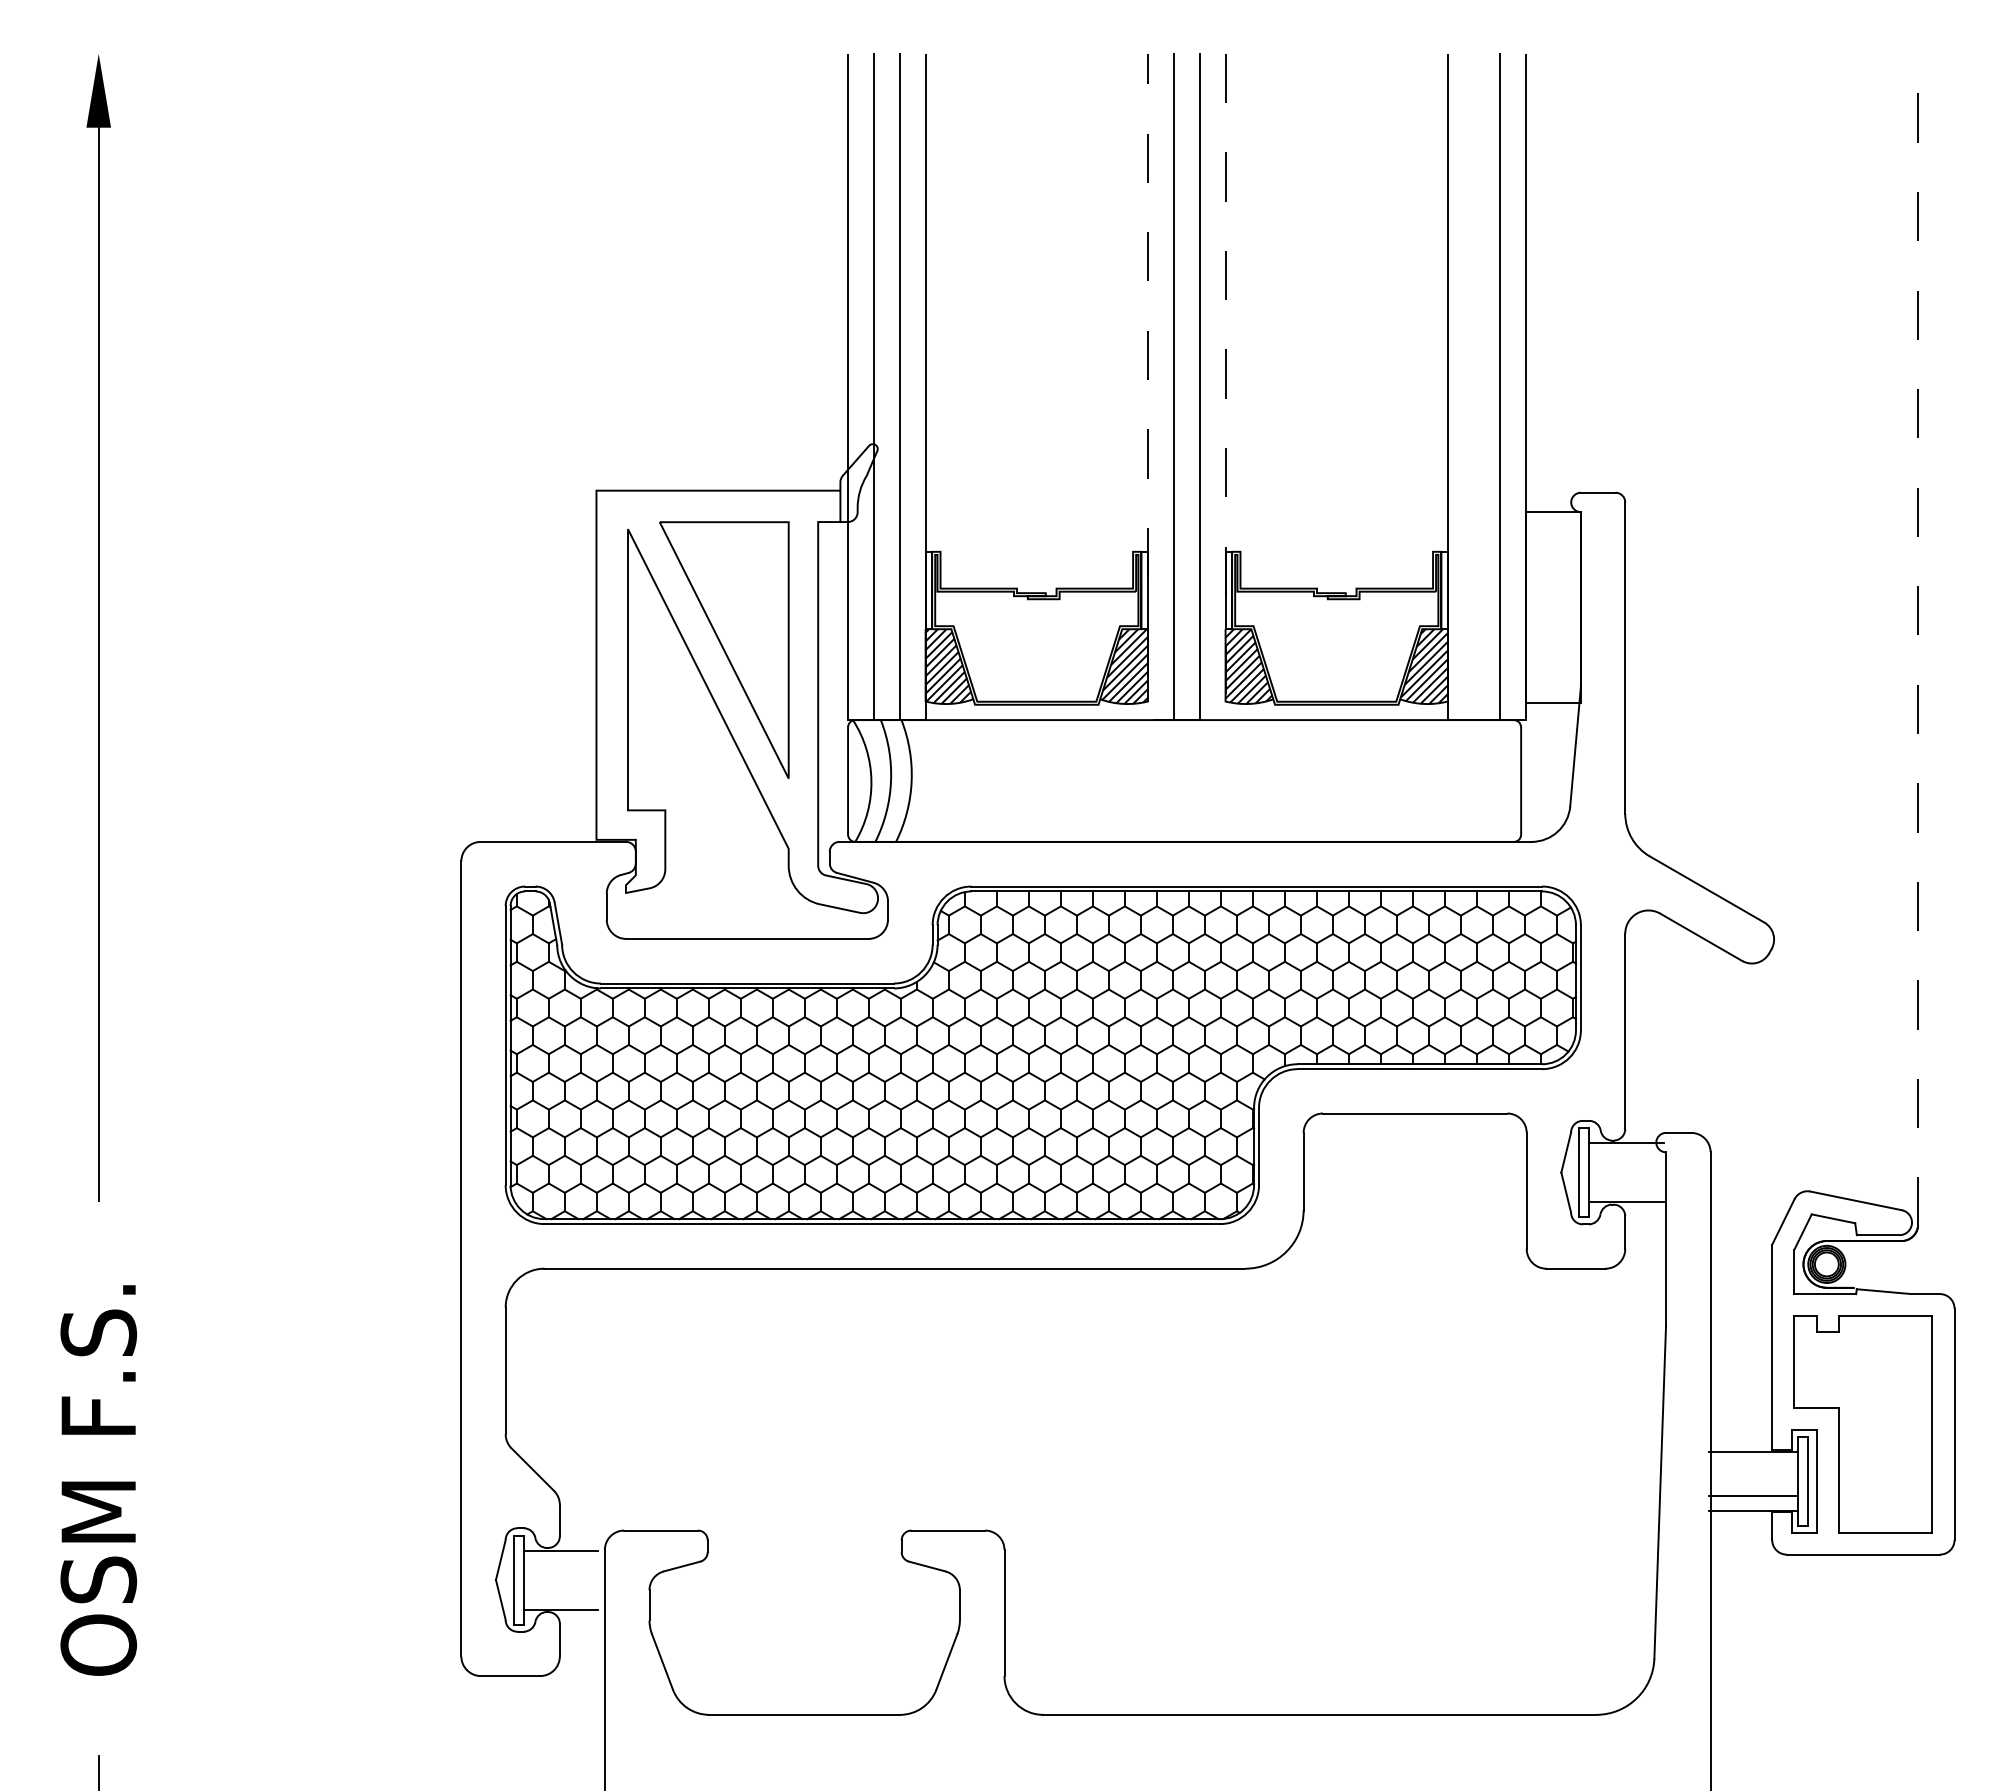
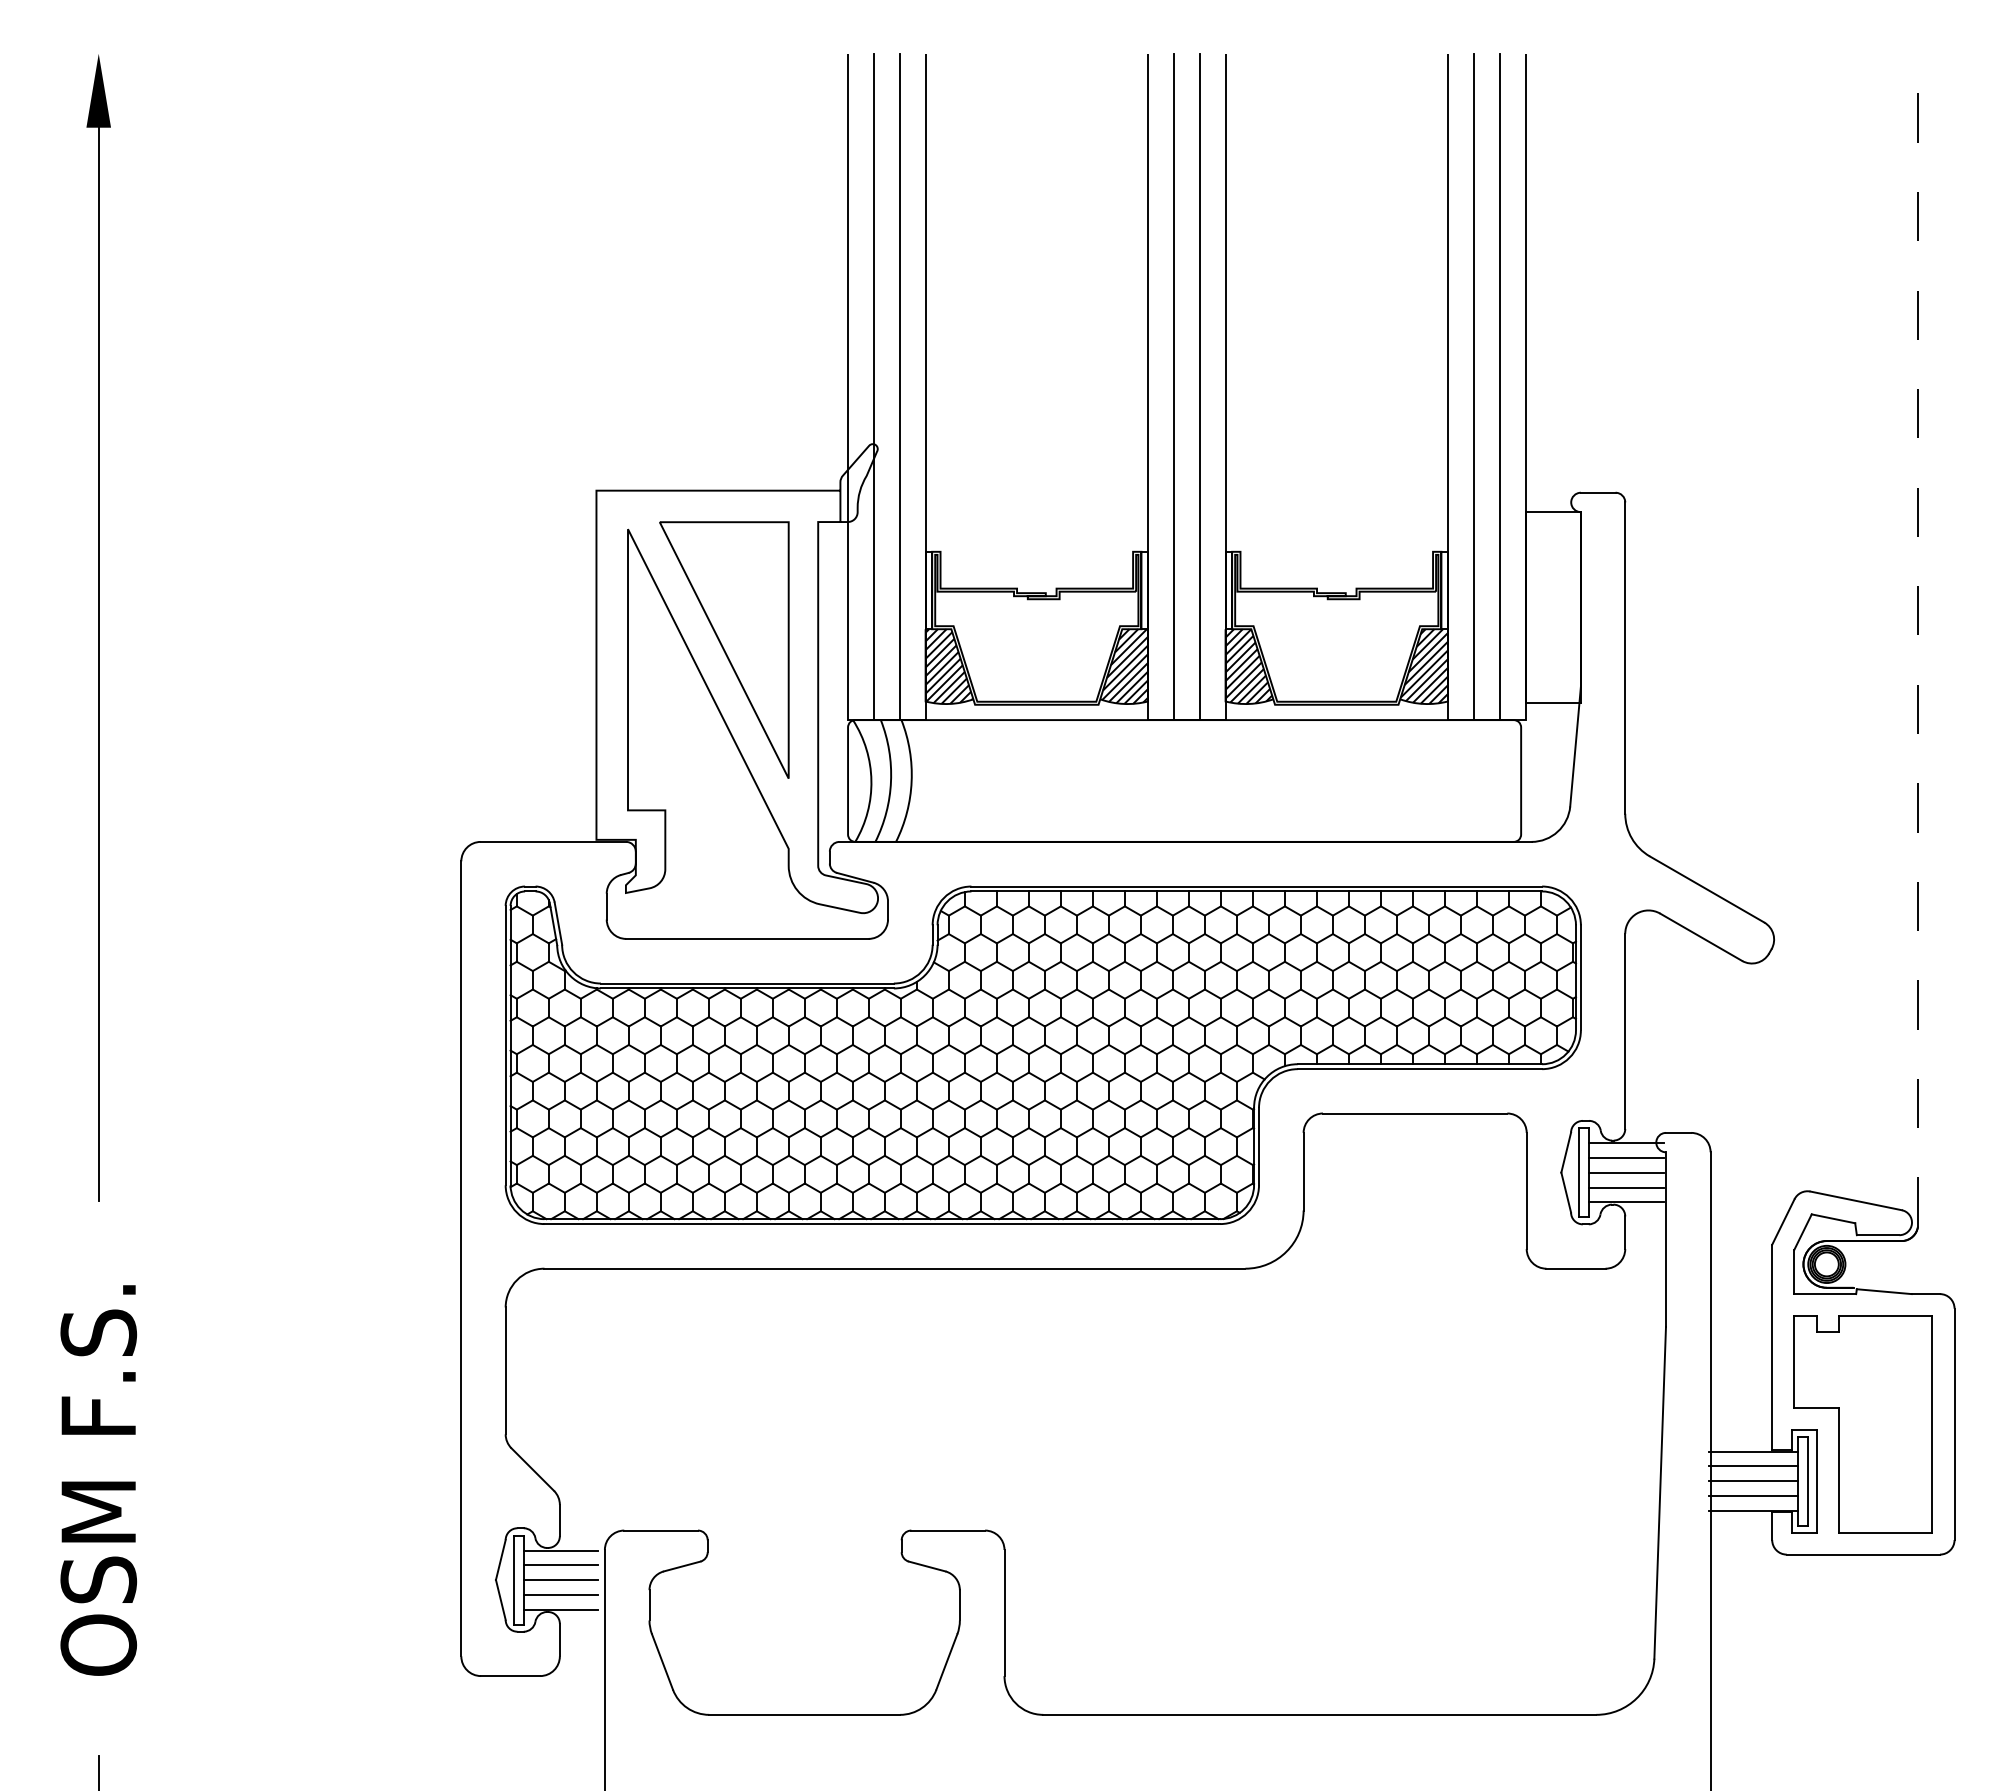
line: none -> present (1473, 386)
line: dashed -> solid (1186, 720)
line: none -> present (1625, 1158)
line: none -> present (1625, 1172)
line: none -> present (1625, 1187)
line: none -> present (1753, 1466)
line: none -> present (1753, 1481)
line: none -> present (560, 1565)
line: none -> present (560, 1580)
line: none -> present (560, 1594)
